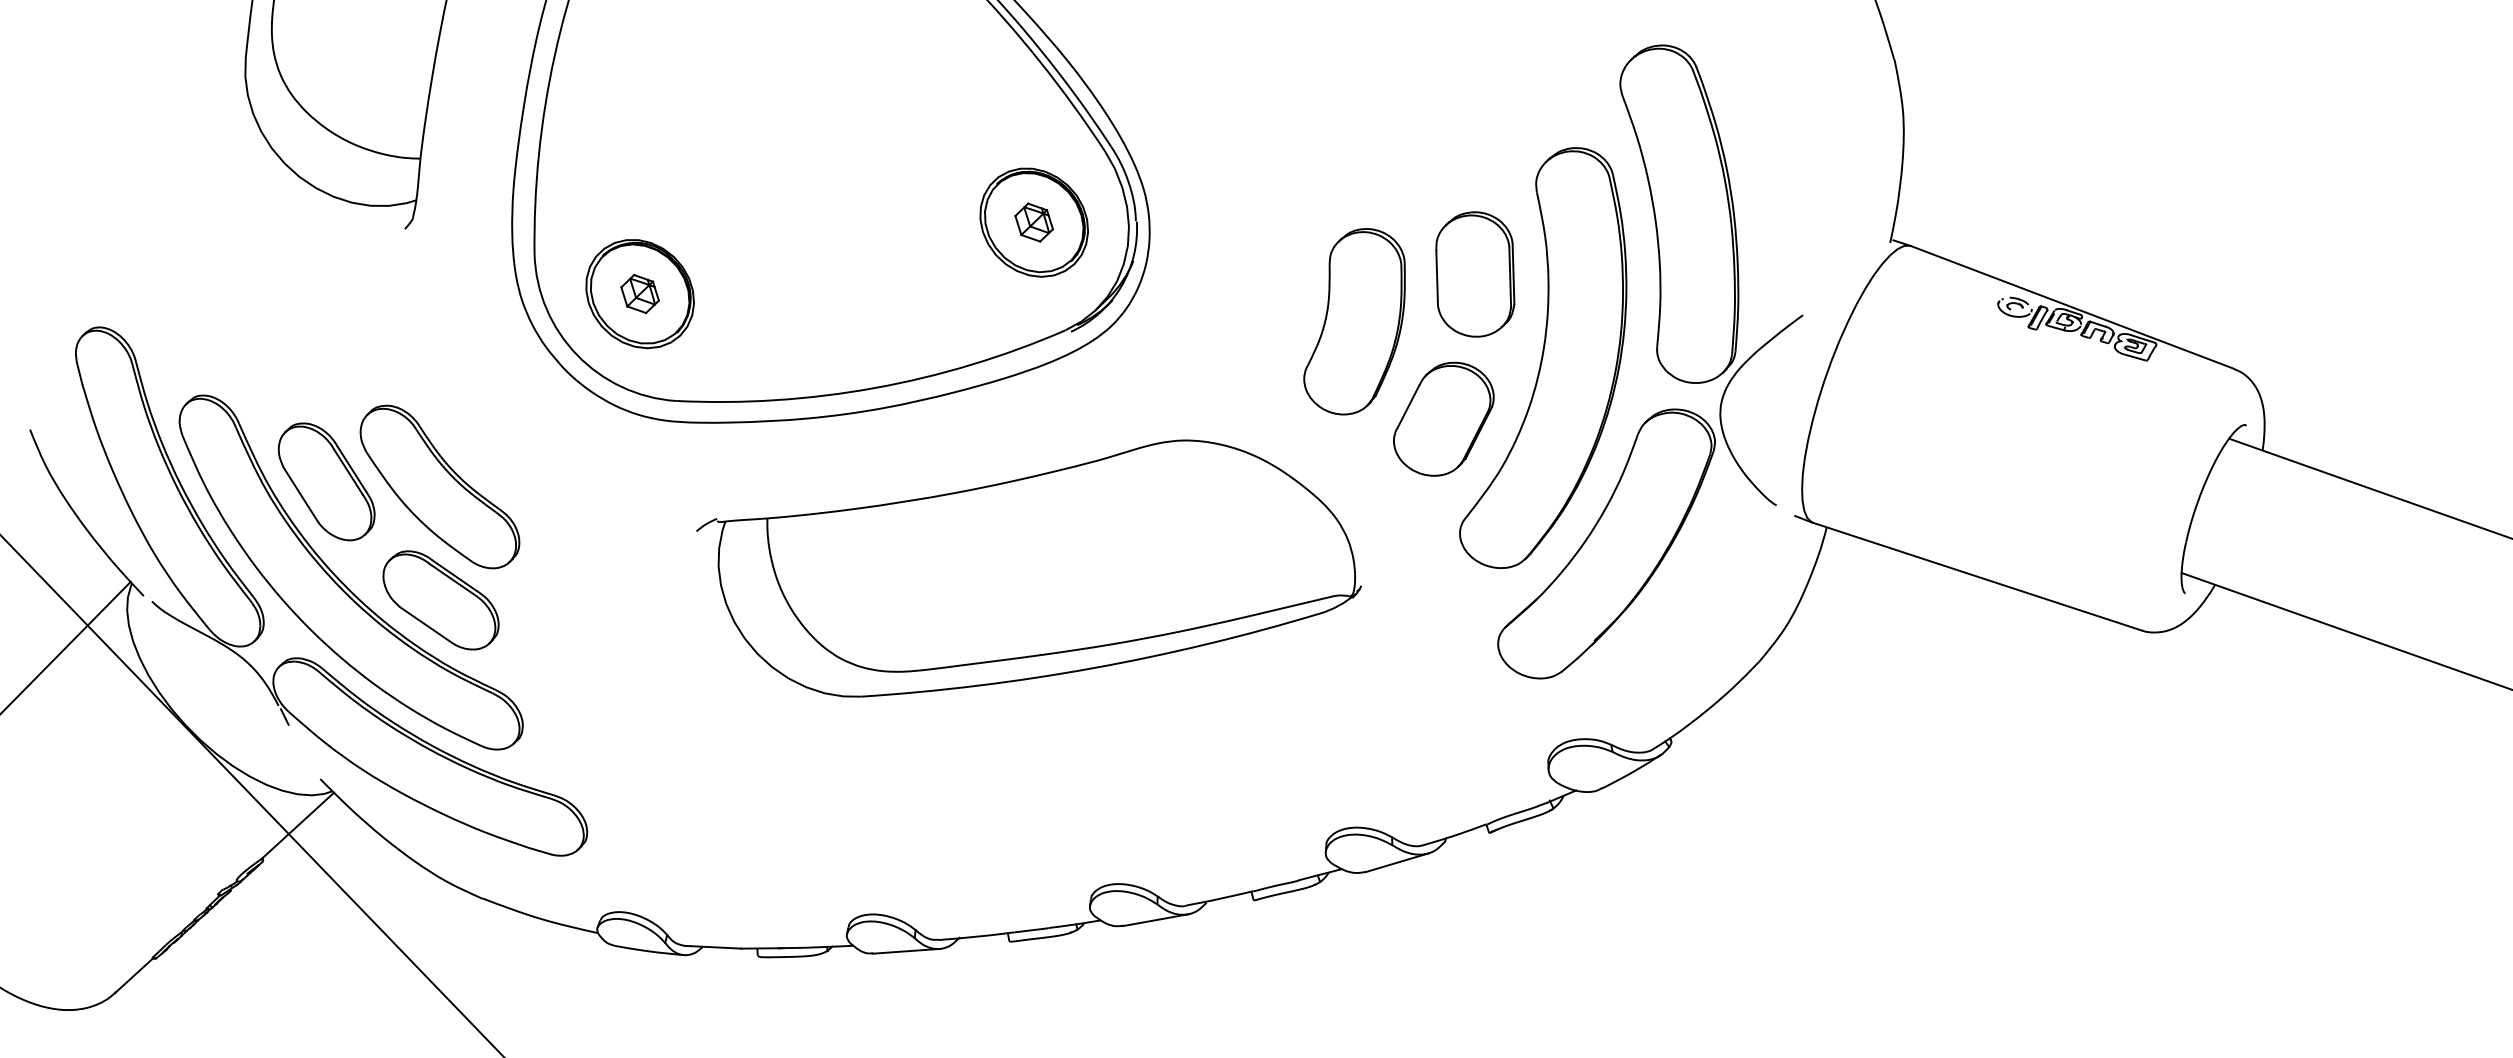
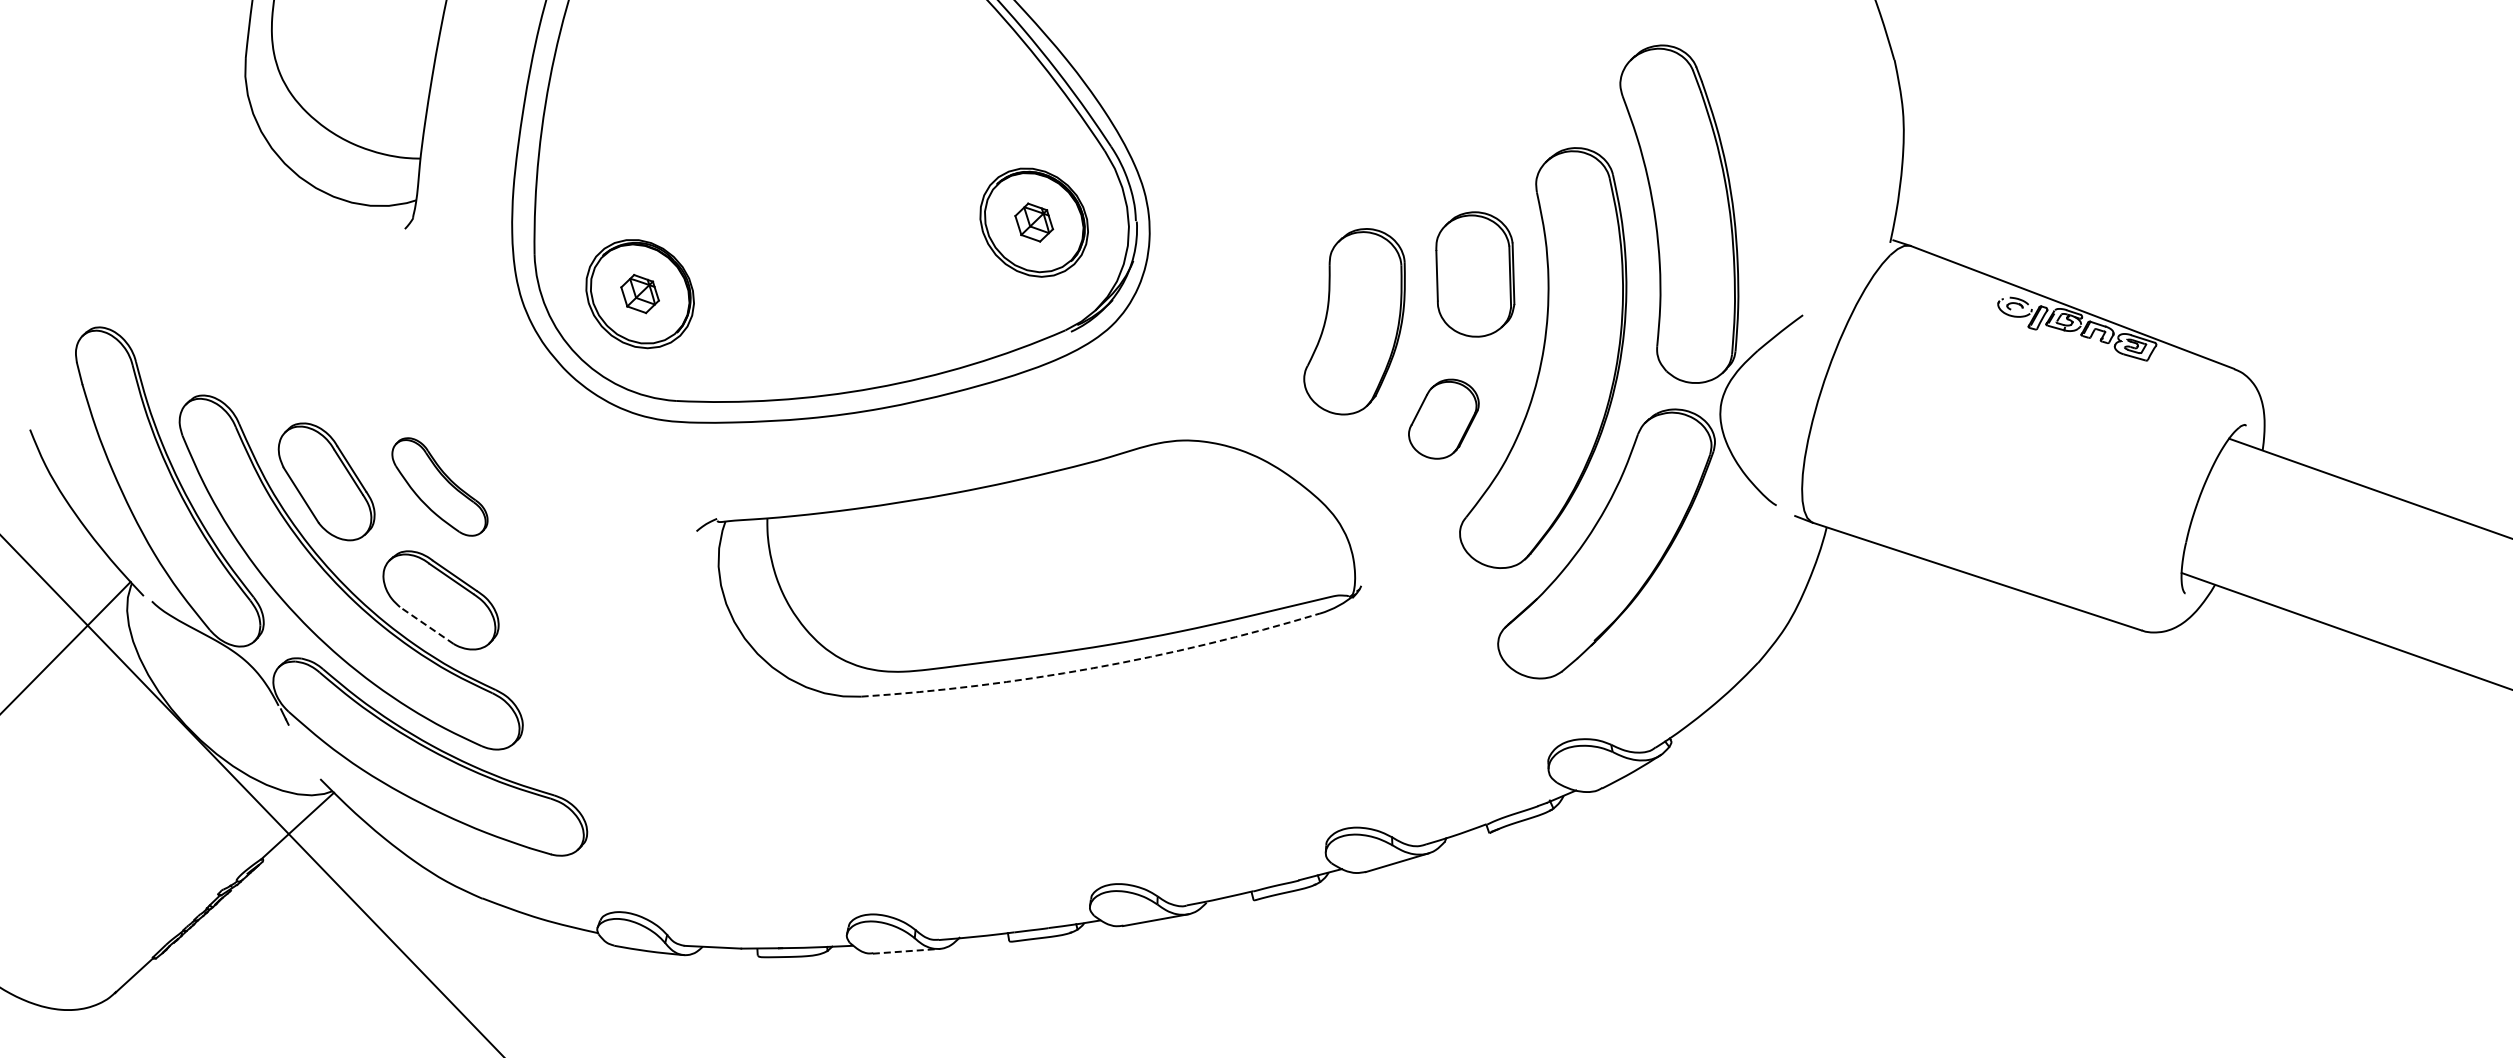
part size: 102x116 px -> 72x82 px (1443, 418)
part size: 162x166 px -> 98x100 px (439, 486)
line: solid -> dashed (426, 625)
arc: solid -> dashed (1093, 668)
line: solid -> dashed (906, 951)
